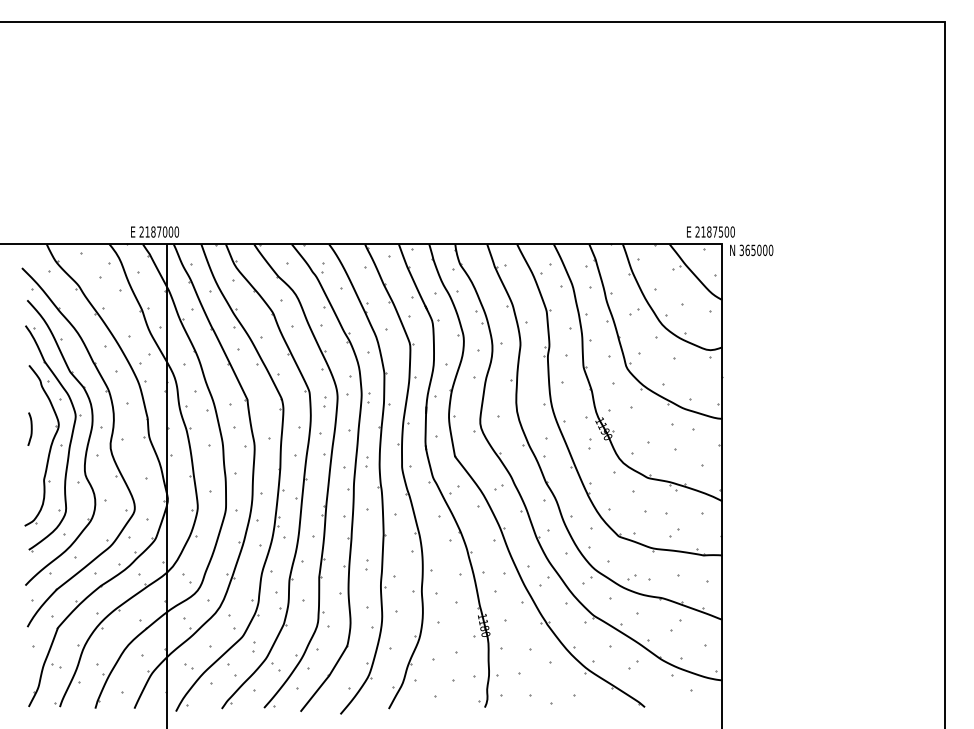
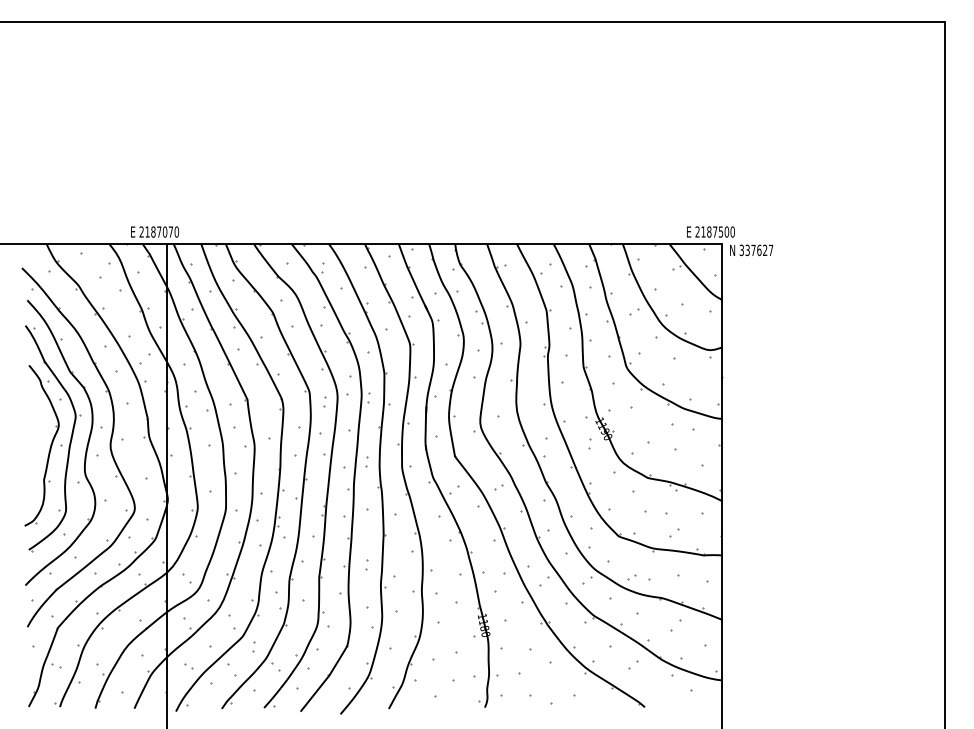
text: 2187000 -> 2187070 (170, 231)
text: 365000 -> 337627 (759, 250)
curve: present -> none (30, 428)
